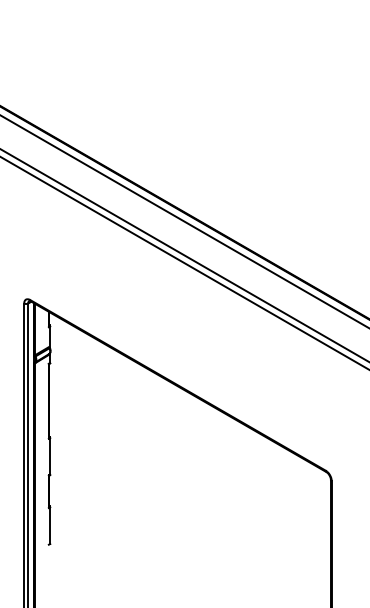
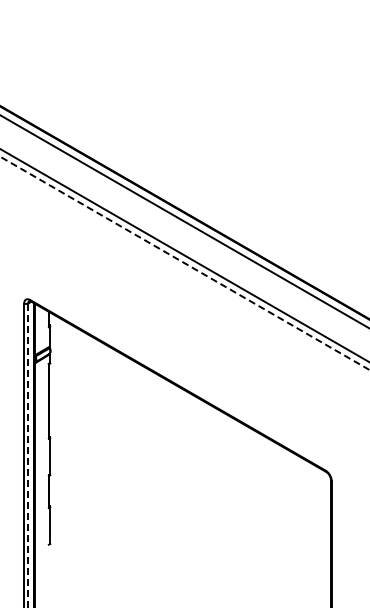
line: solid -> dashed (184, 263)
line: solid -> dashed (28, 455)
